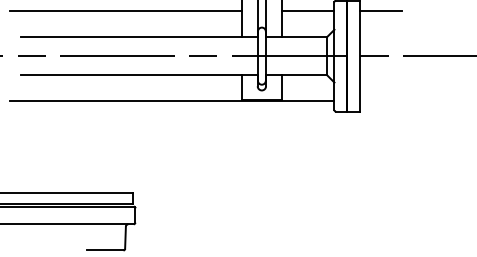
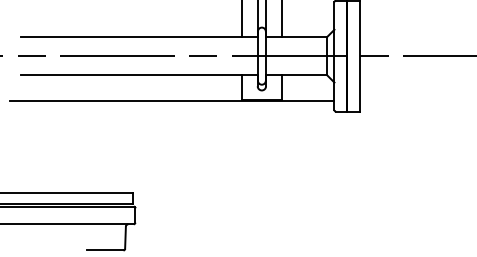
line: present -> none (126, 10)
line: present -> none (307, 10)
line: present -> none (380, 10)
